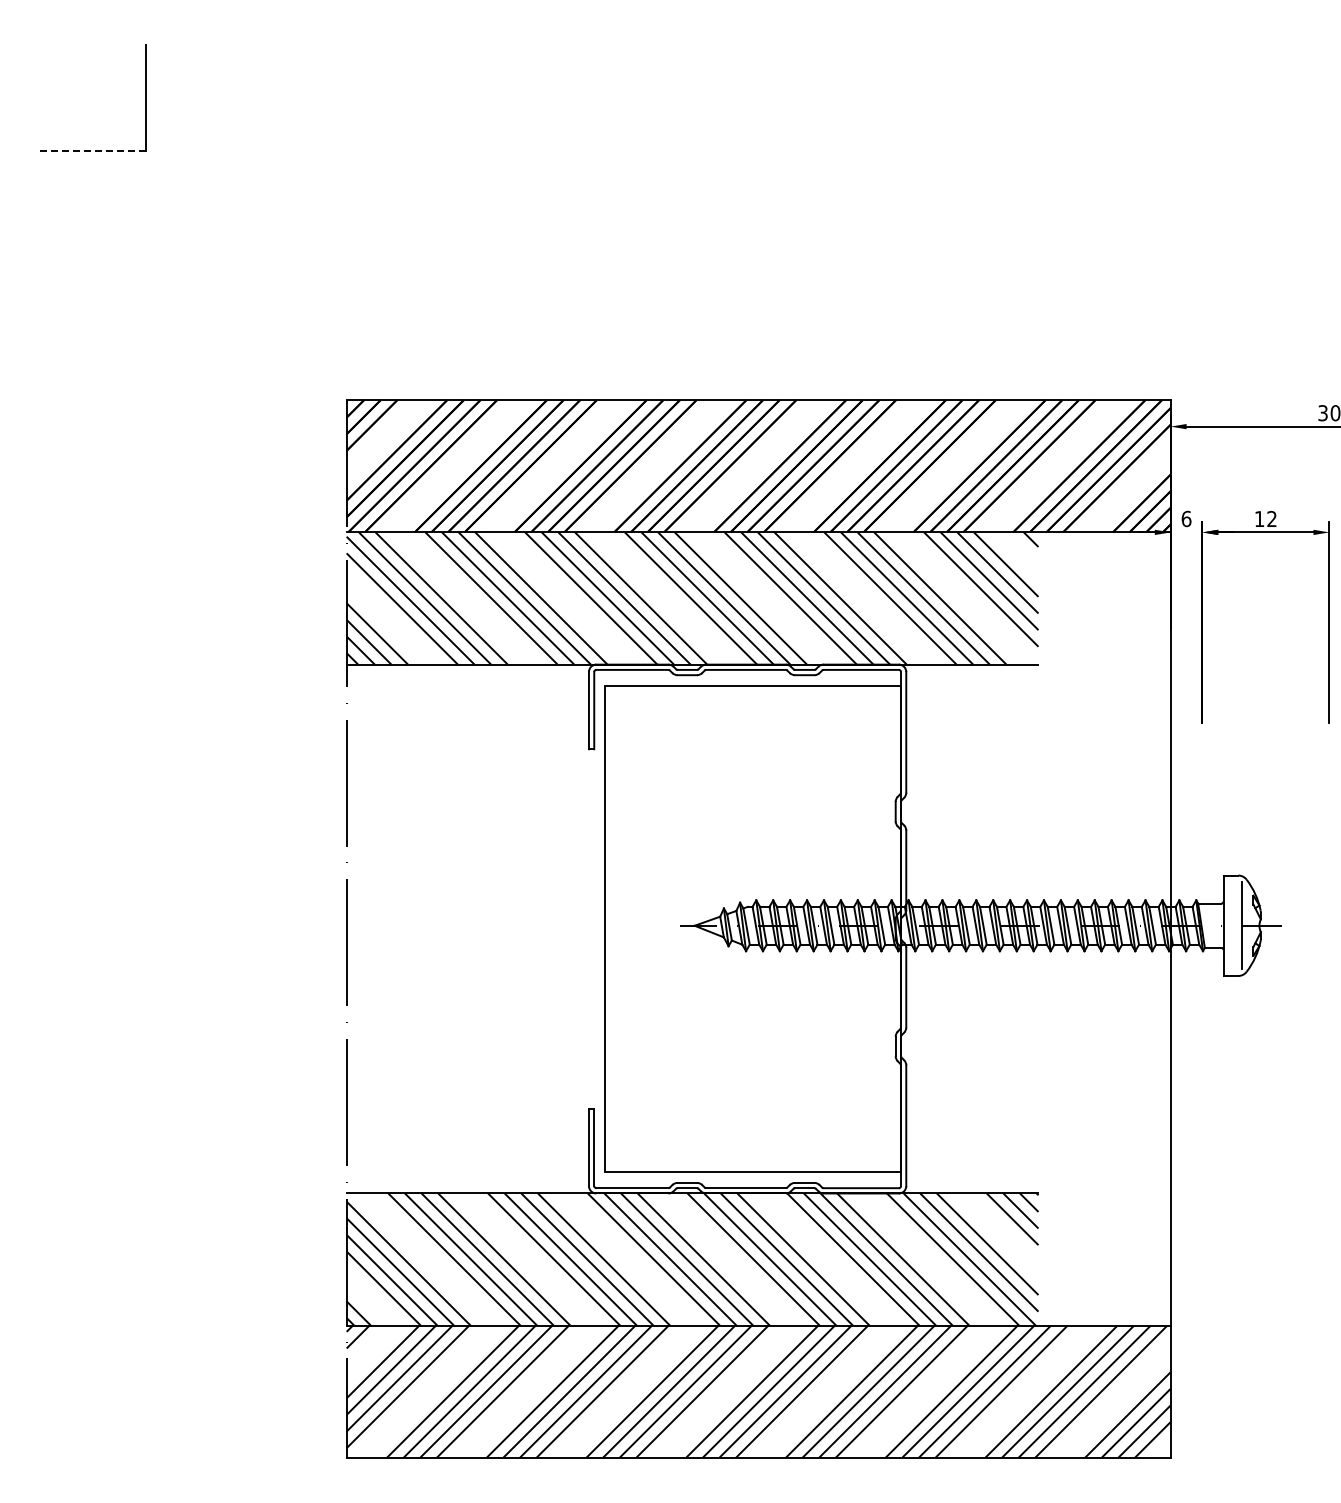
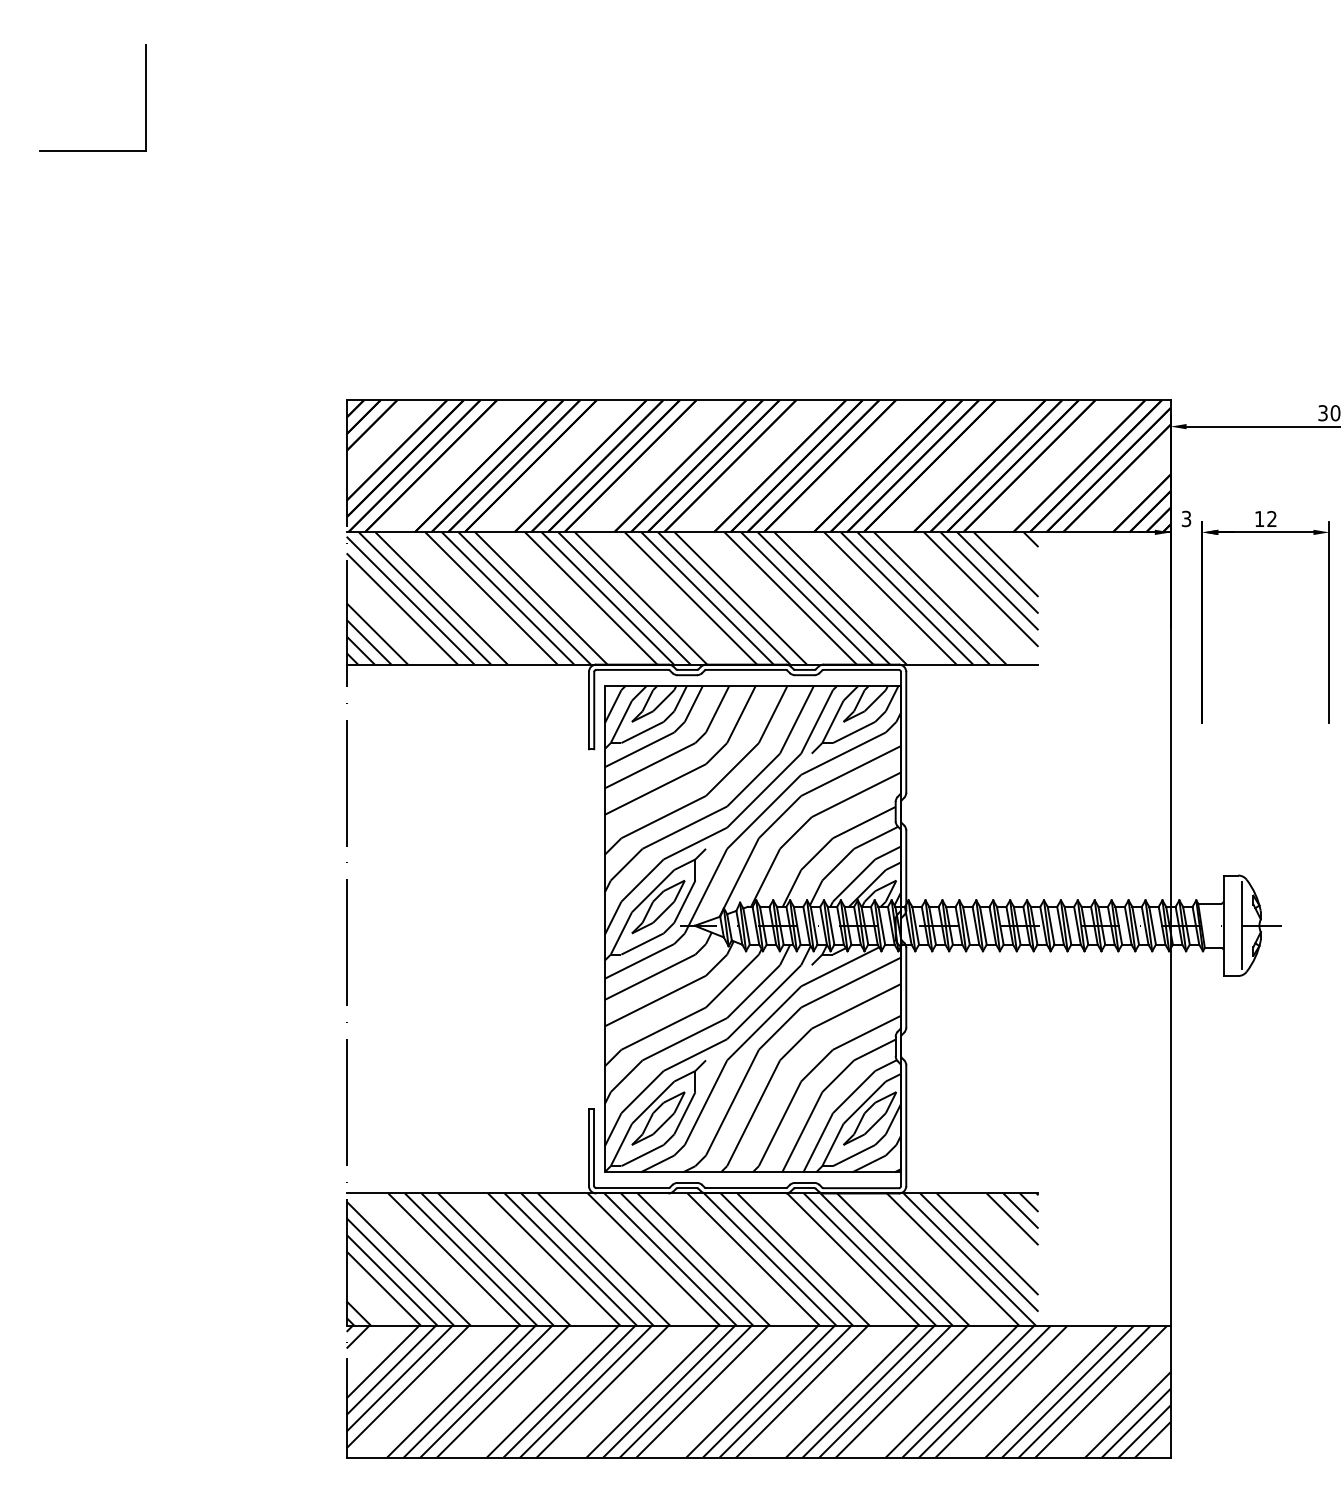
line: dashed -> solid (92, 150)
text: 6 -> 3 (1186, 518)
hatch: none -> present (752, 928)
